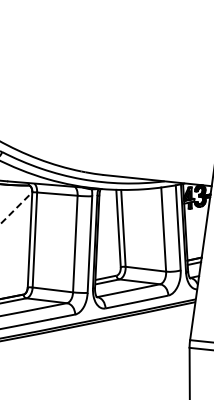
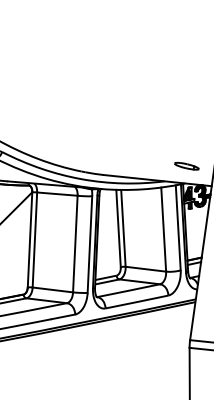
part: none -> present (186, 165)
line: dashed -> solid (16, 207)
